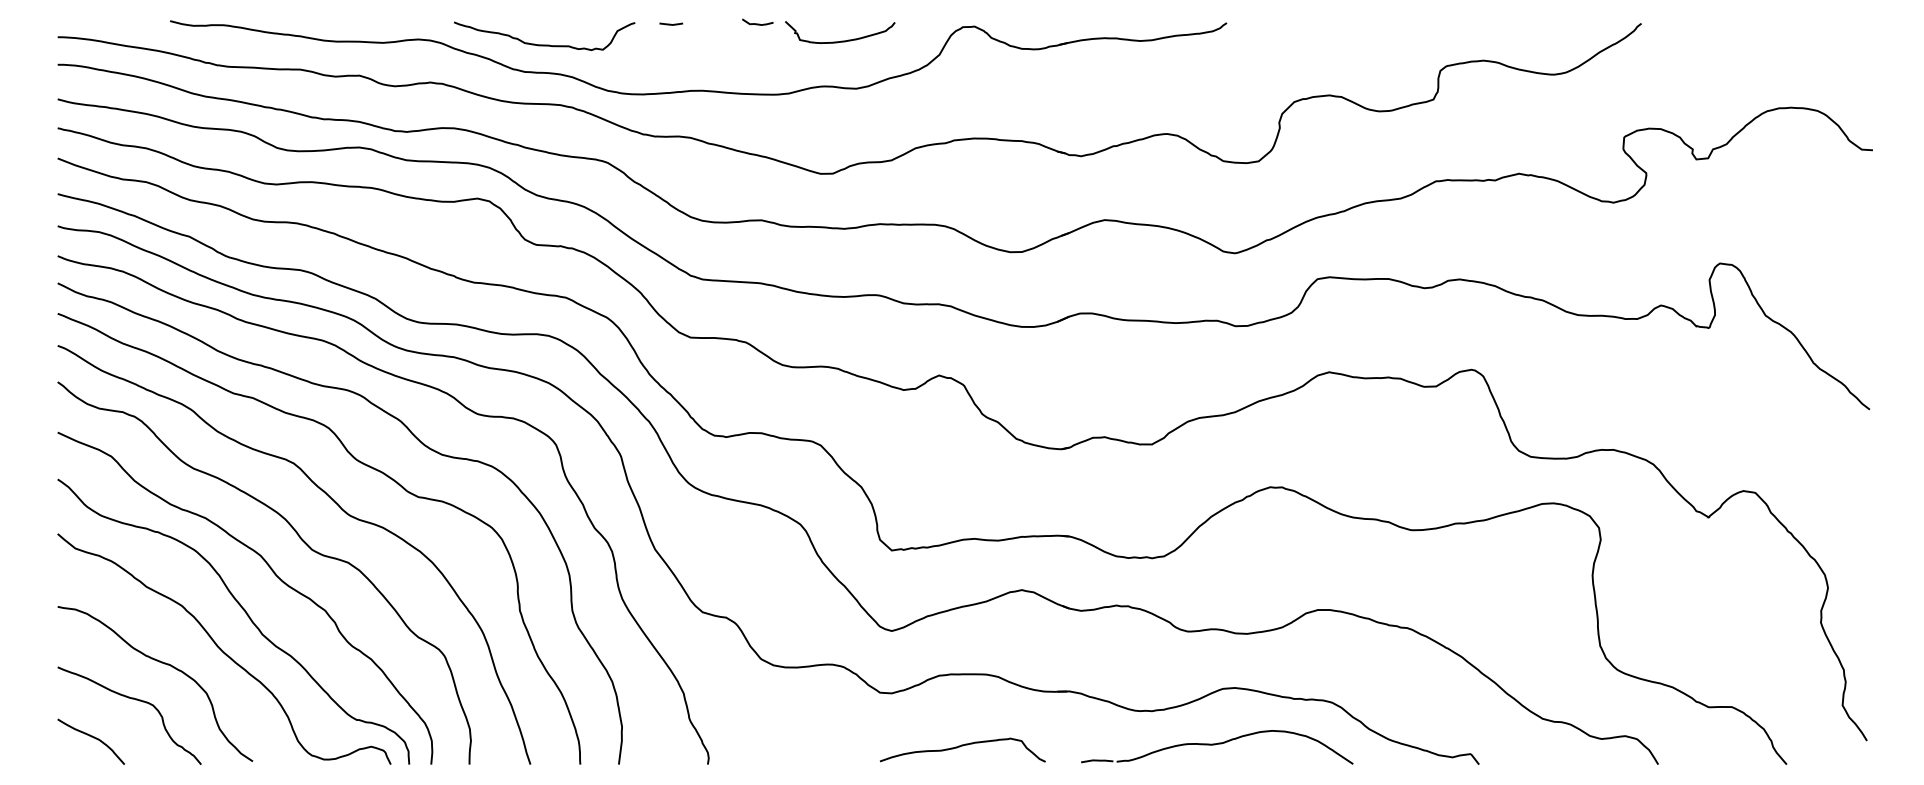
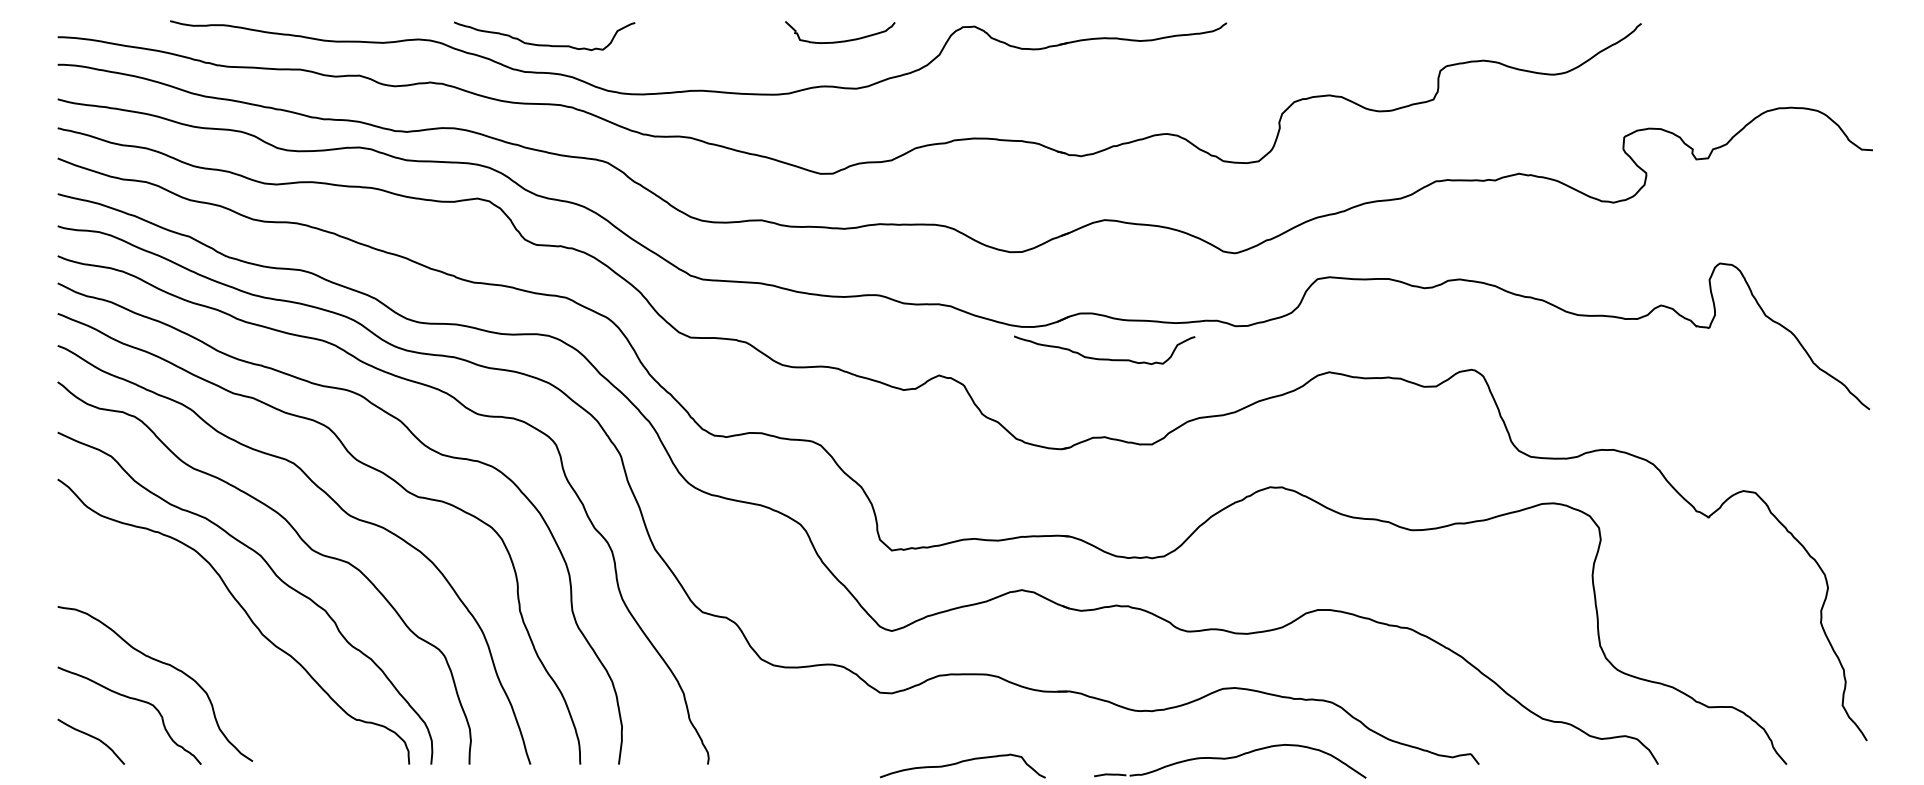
line: present -> none (671, 23)
curve: present -> none (757, 23)
curve: none -> present (1104, 358)
curve: present -> none (222, 649)
curve position: (960, 747) -> (960, 763) (960, 763)
part position: (1217, 747) -> (1230, 761) (1230, 761)
